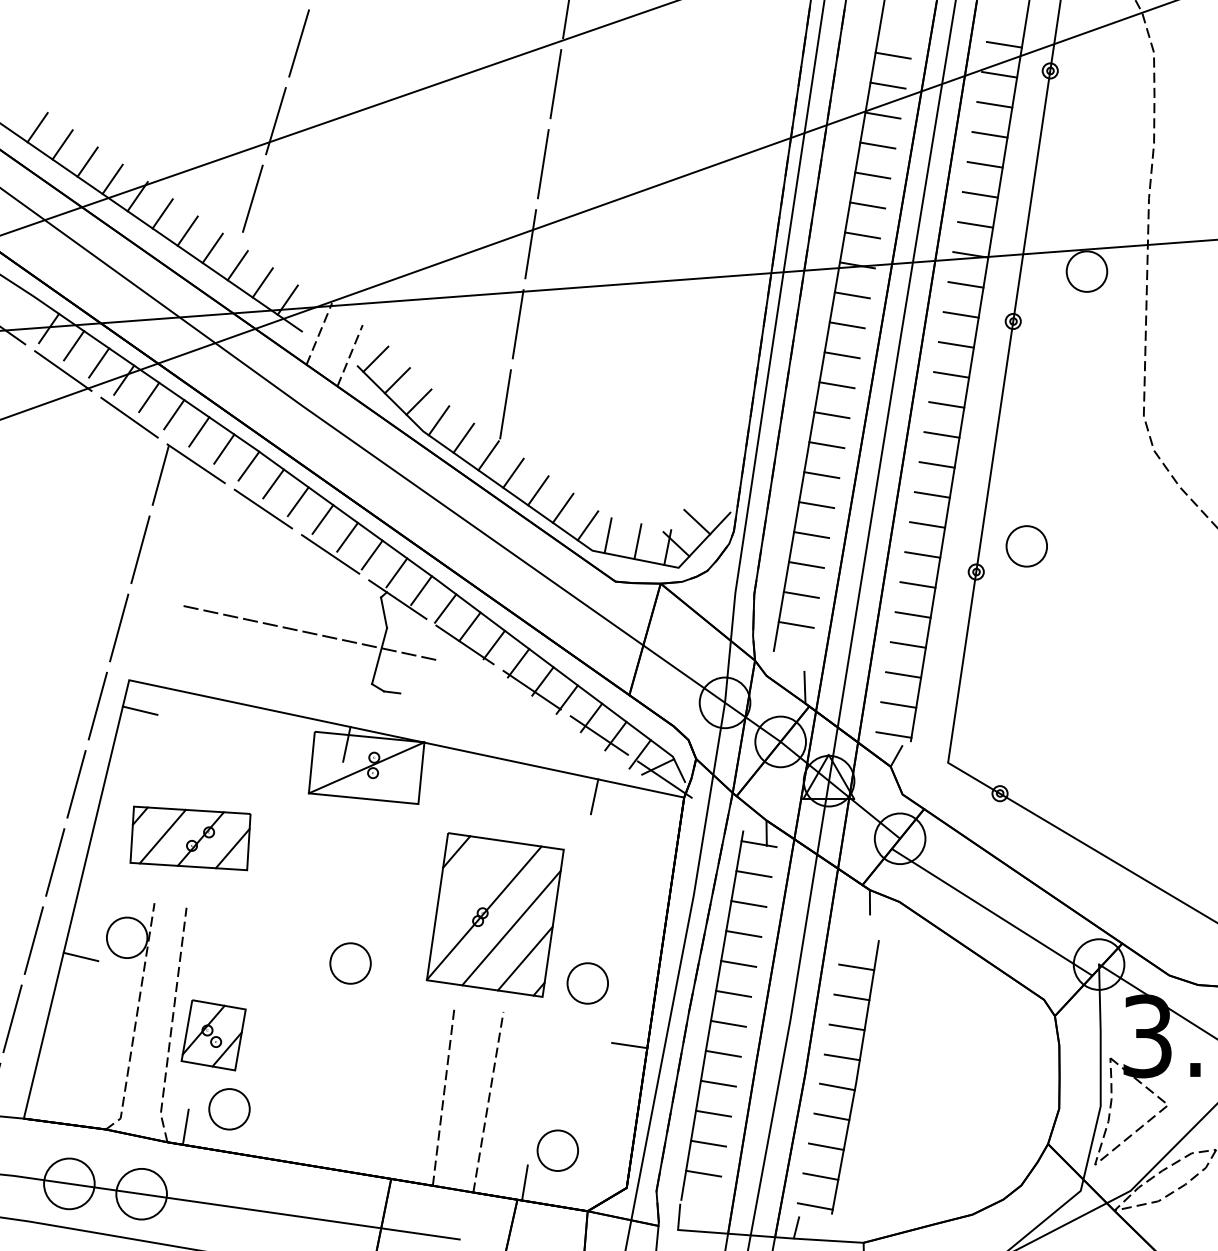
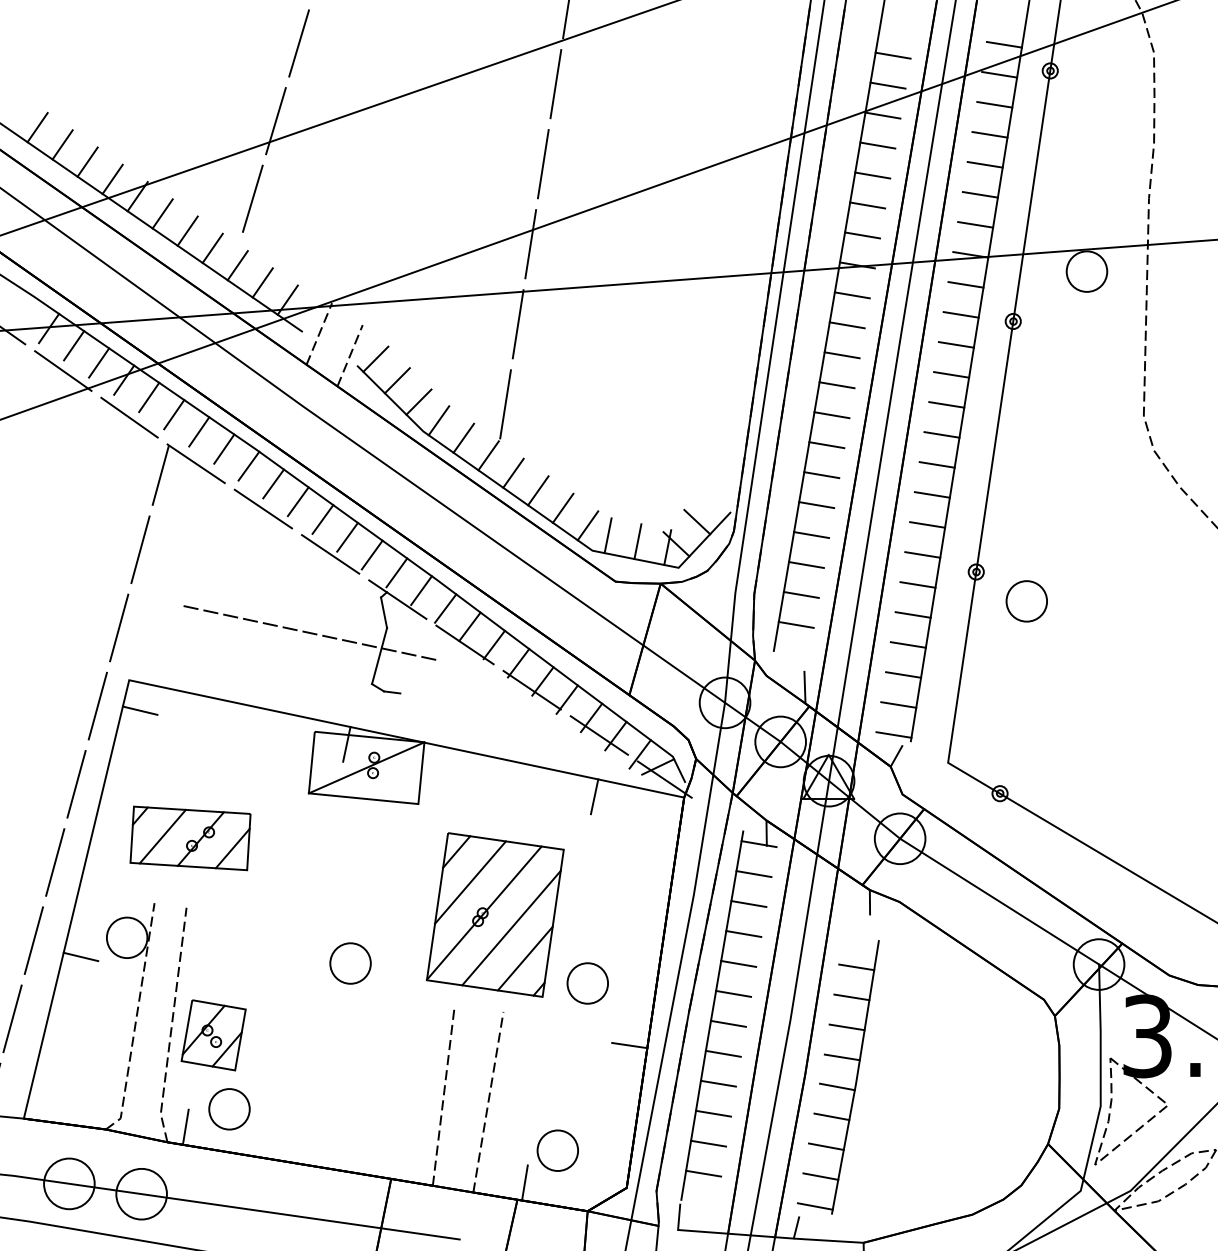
part position: (1026, 546) -> (1026, 601) (1026, 601)
line: none -> present (470, 882)
line position: (992, 912) -> (999, 901) (999, 901)
